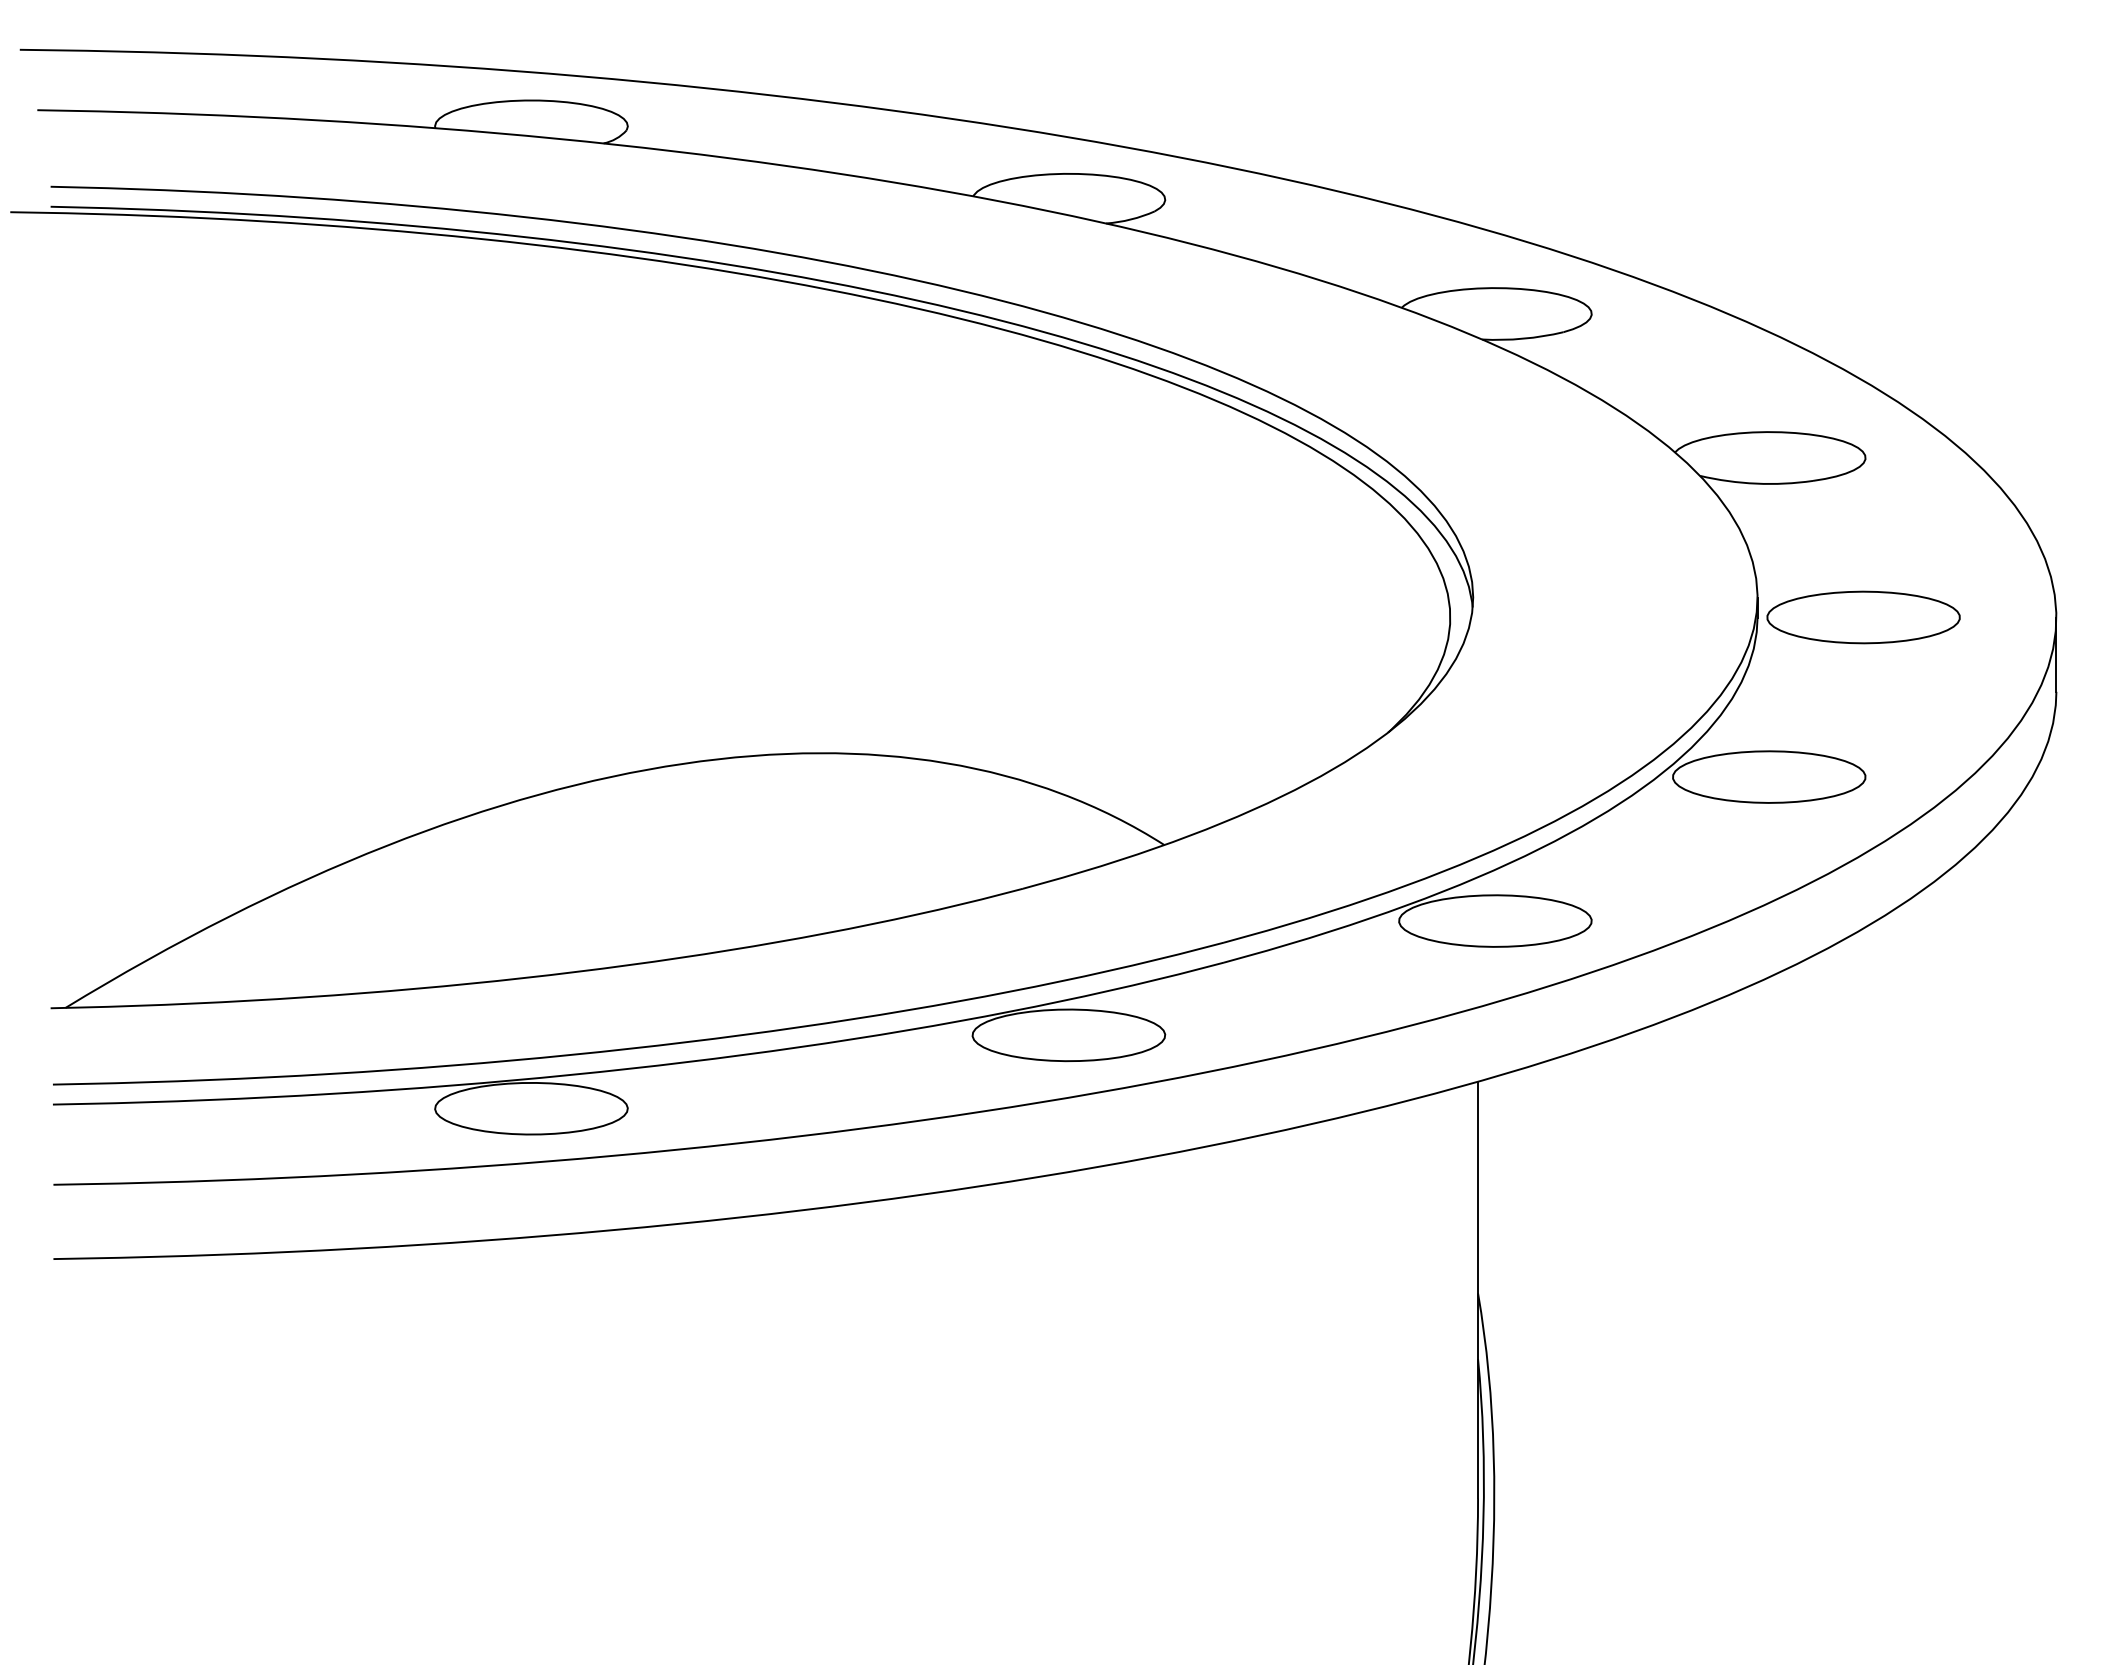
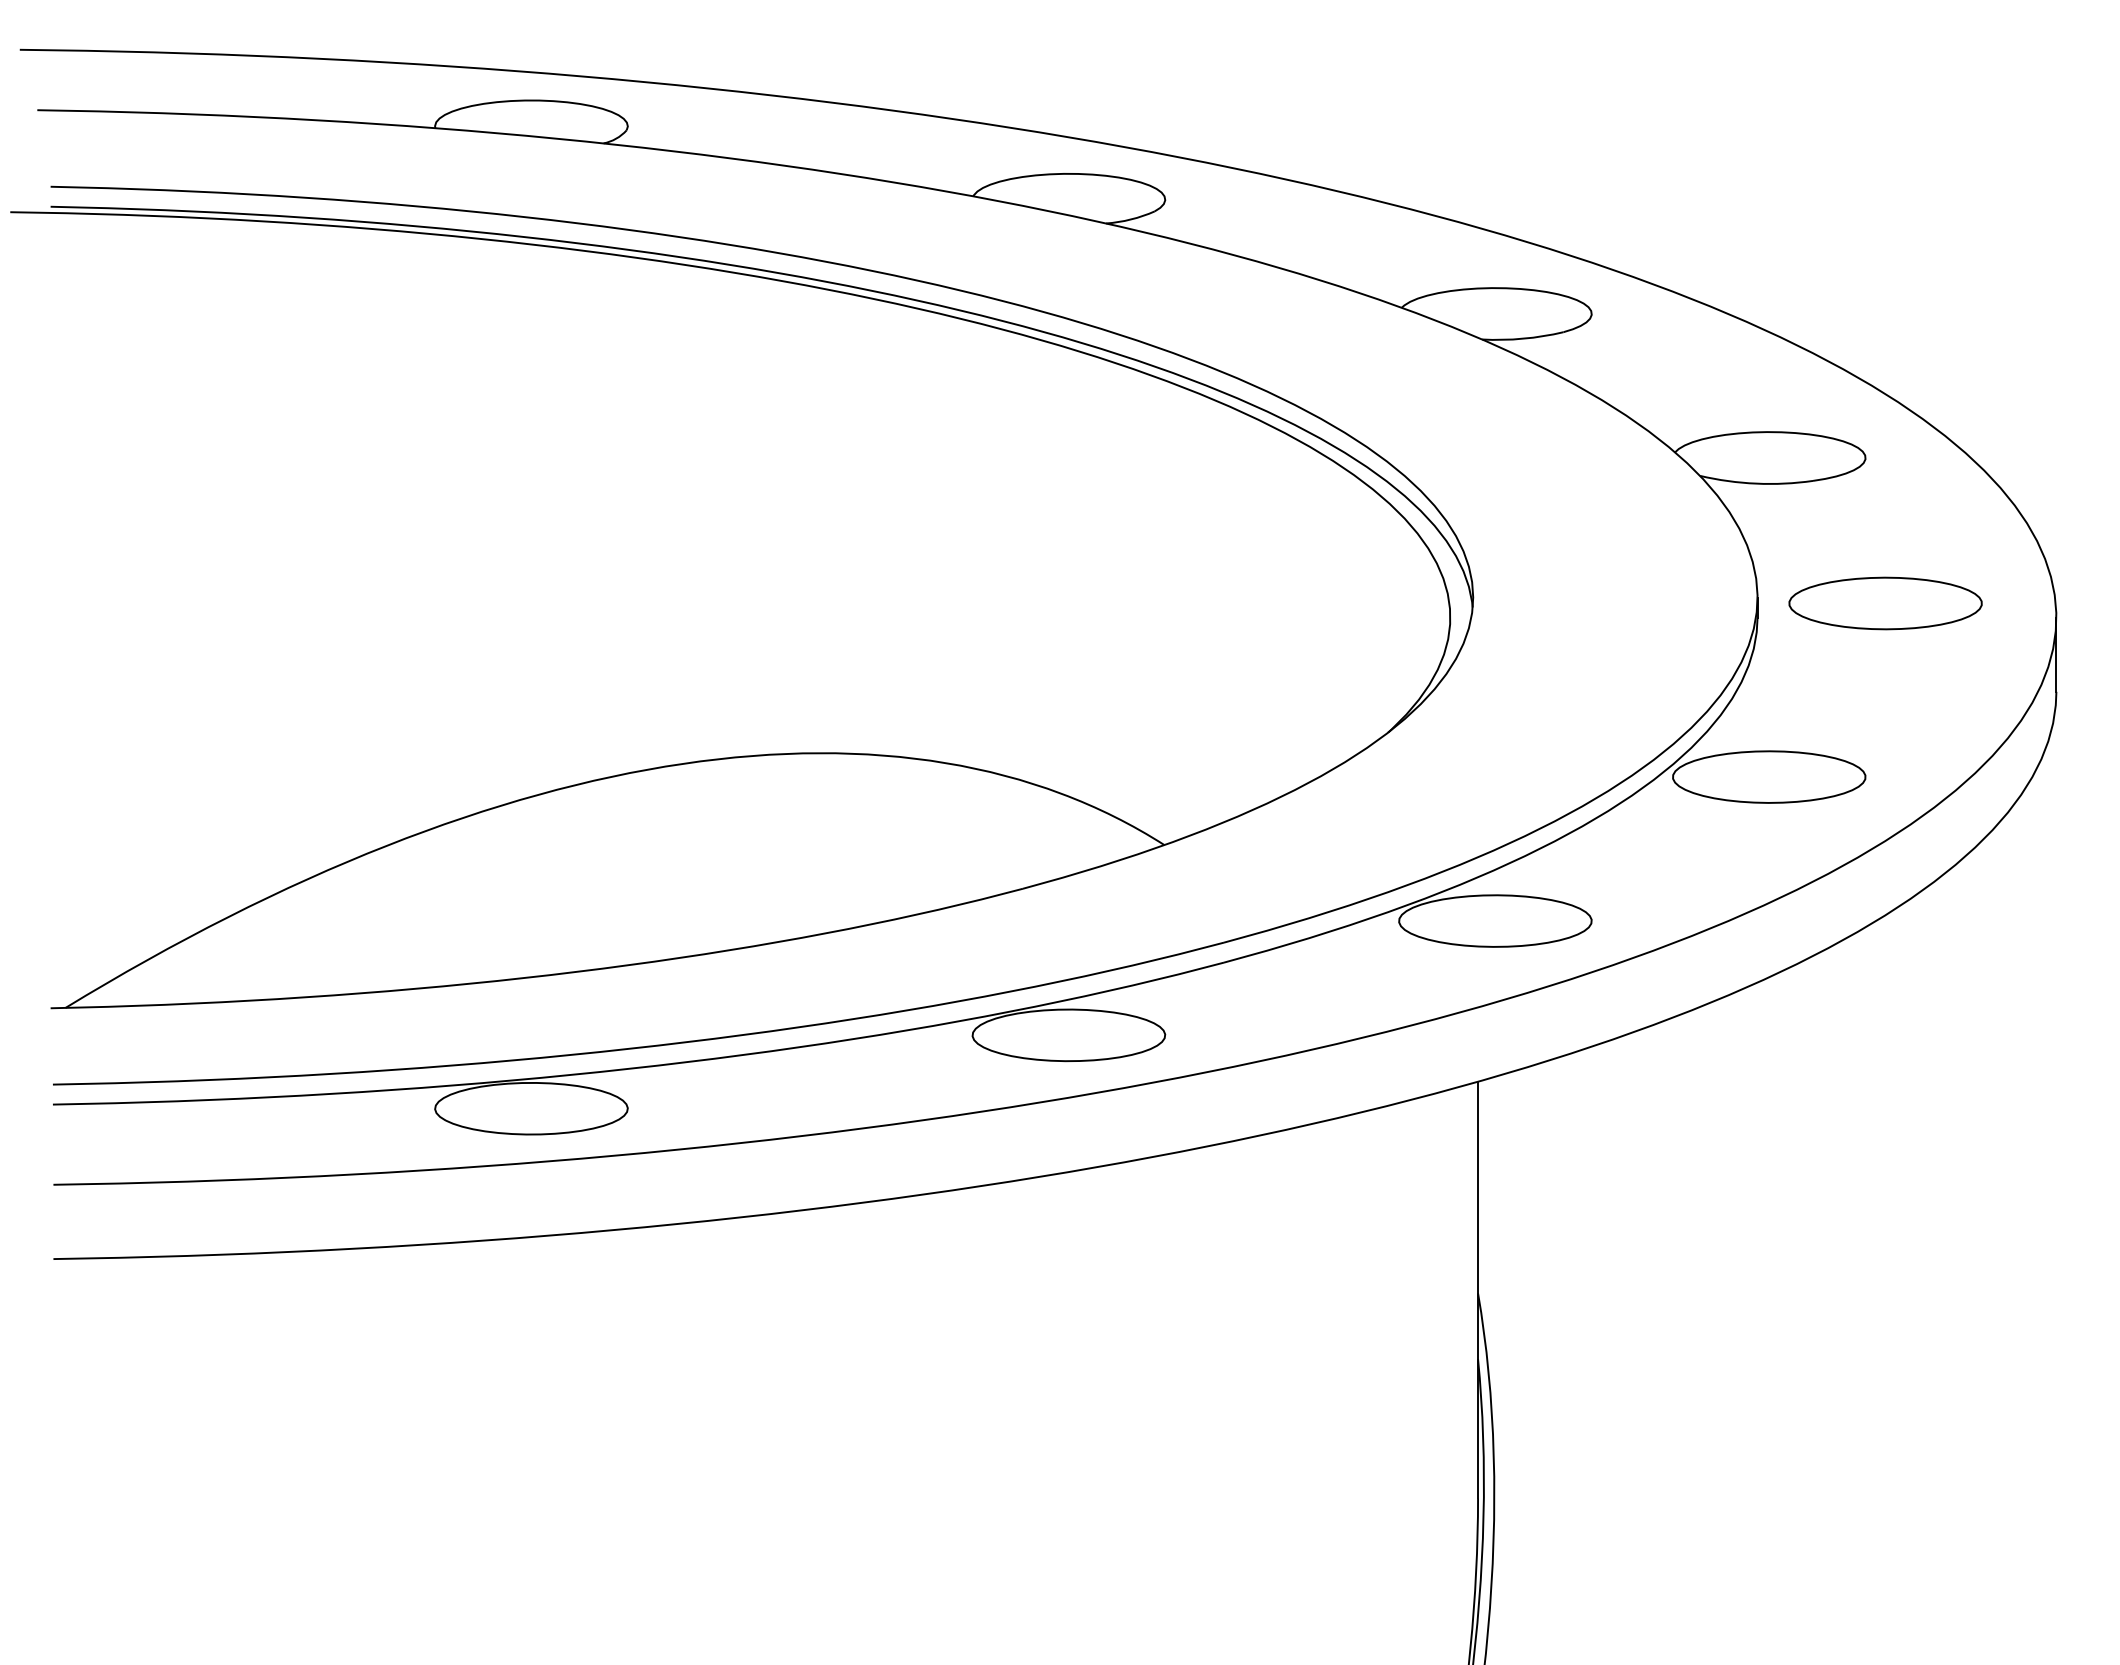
part position: (1863, 617) -> (1885, 603) (1885, 603)
